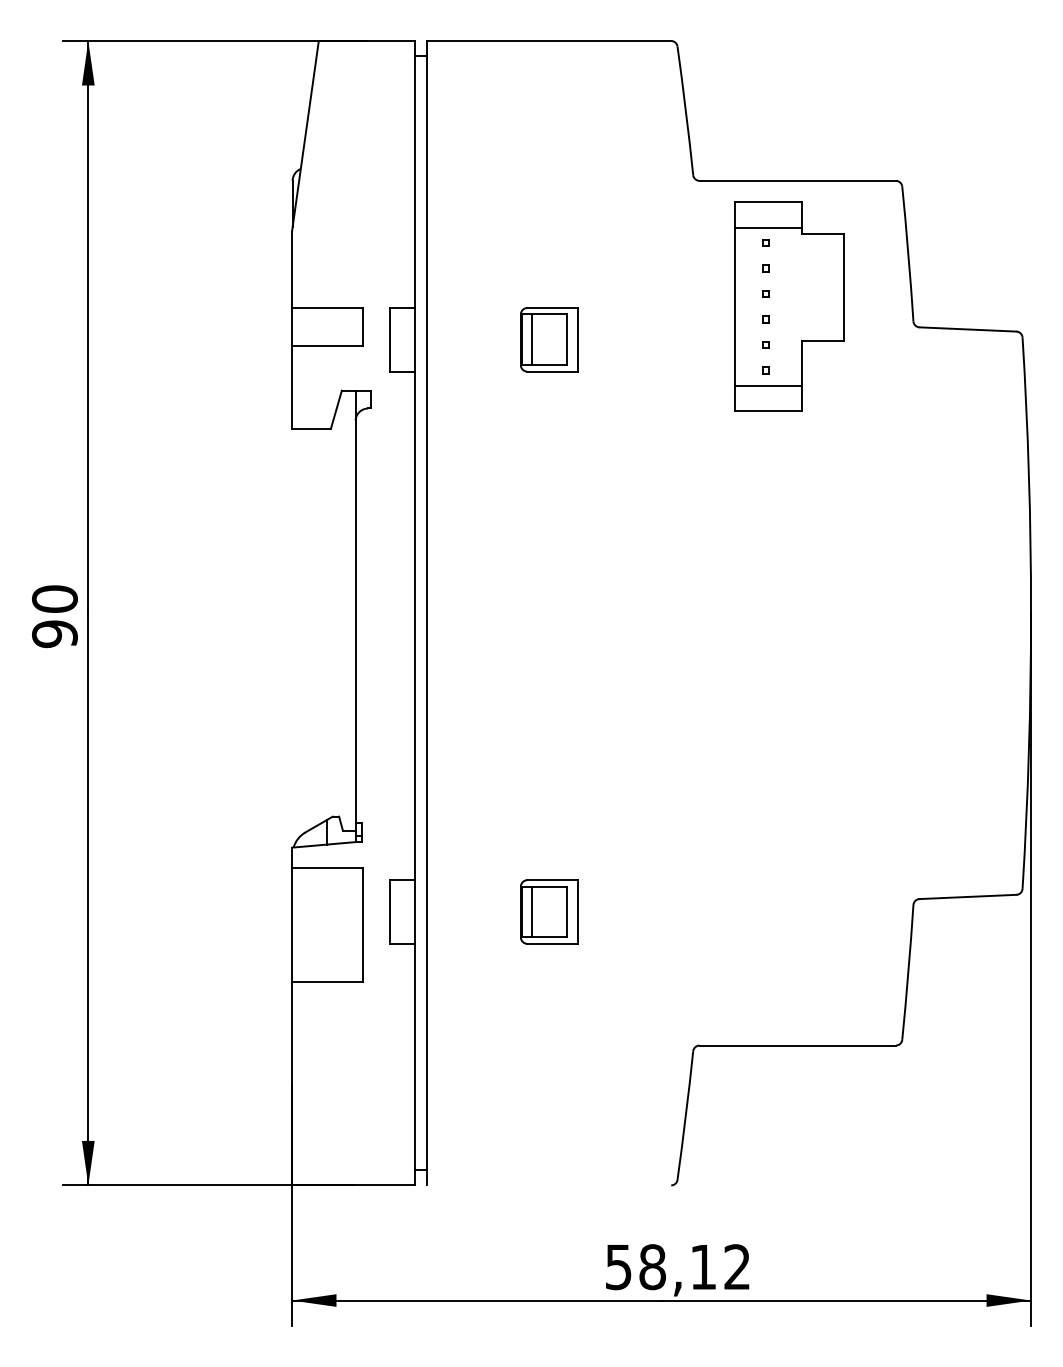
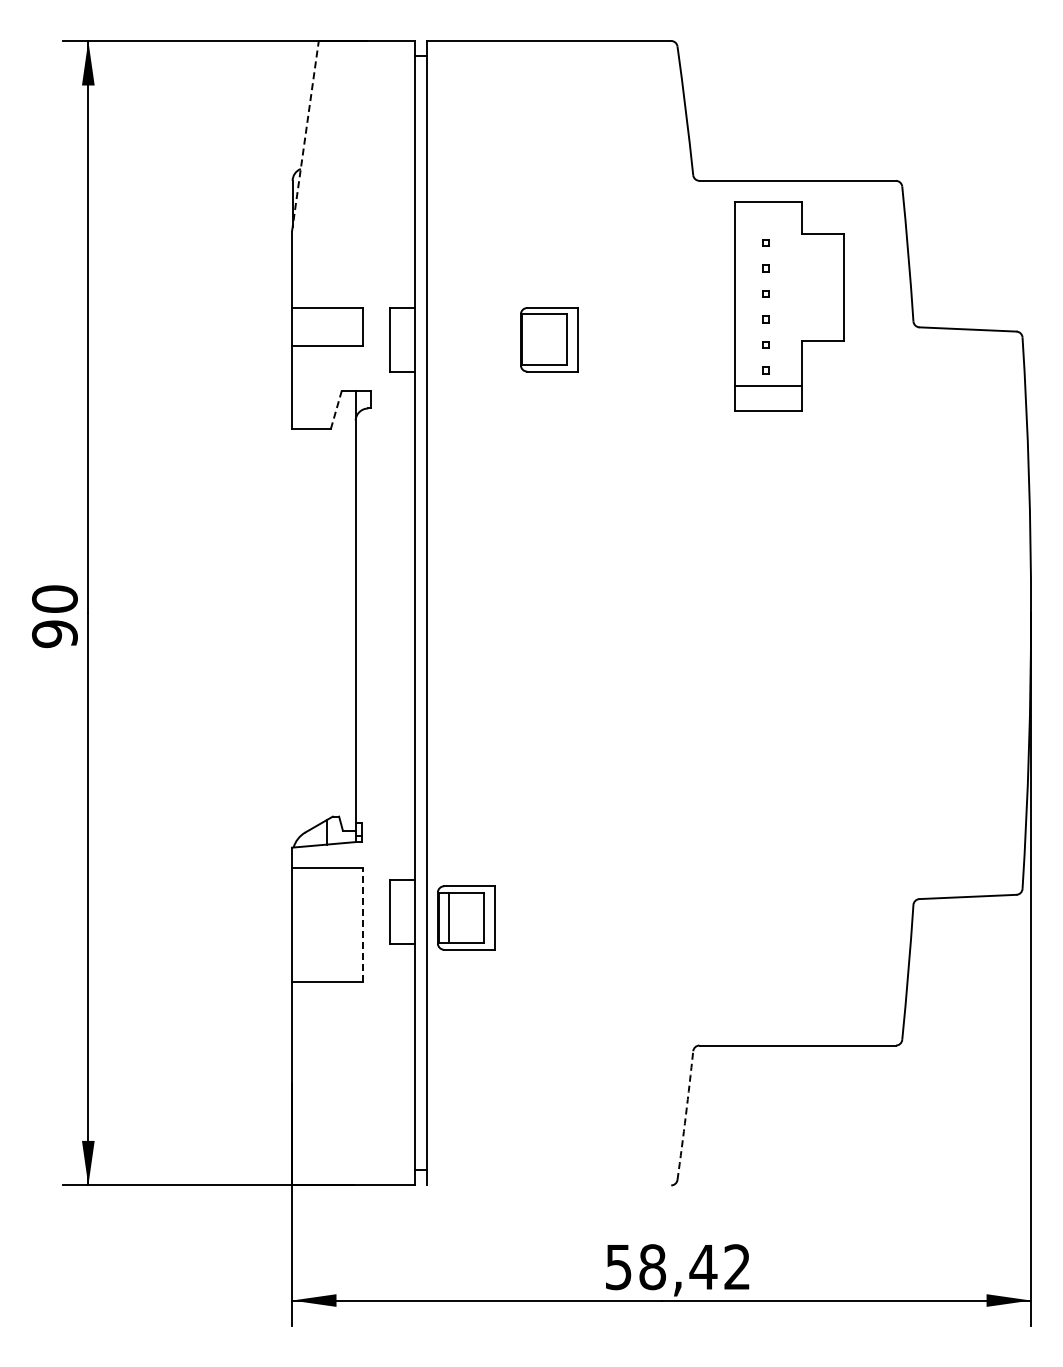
line: solid -> dashed (305, 135)
line: present -> none (767, 227)
line: present -> none (531, 339)
line: solid -> dashed (336, 409)
part position: (549, 911) -> (466, 917) (466, 917)
line: solid -> dashed (363, 924)
arc: solid -> dashed (685, 1115)
text: 58,12 -> 58,42 (703, 1267)
